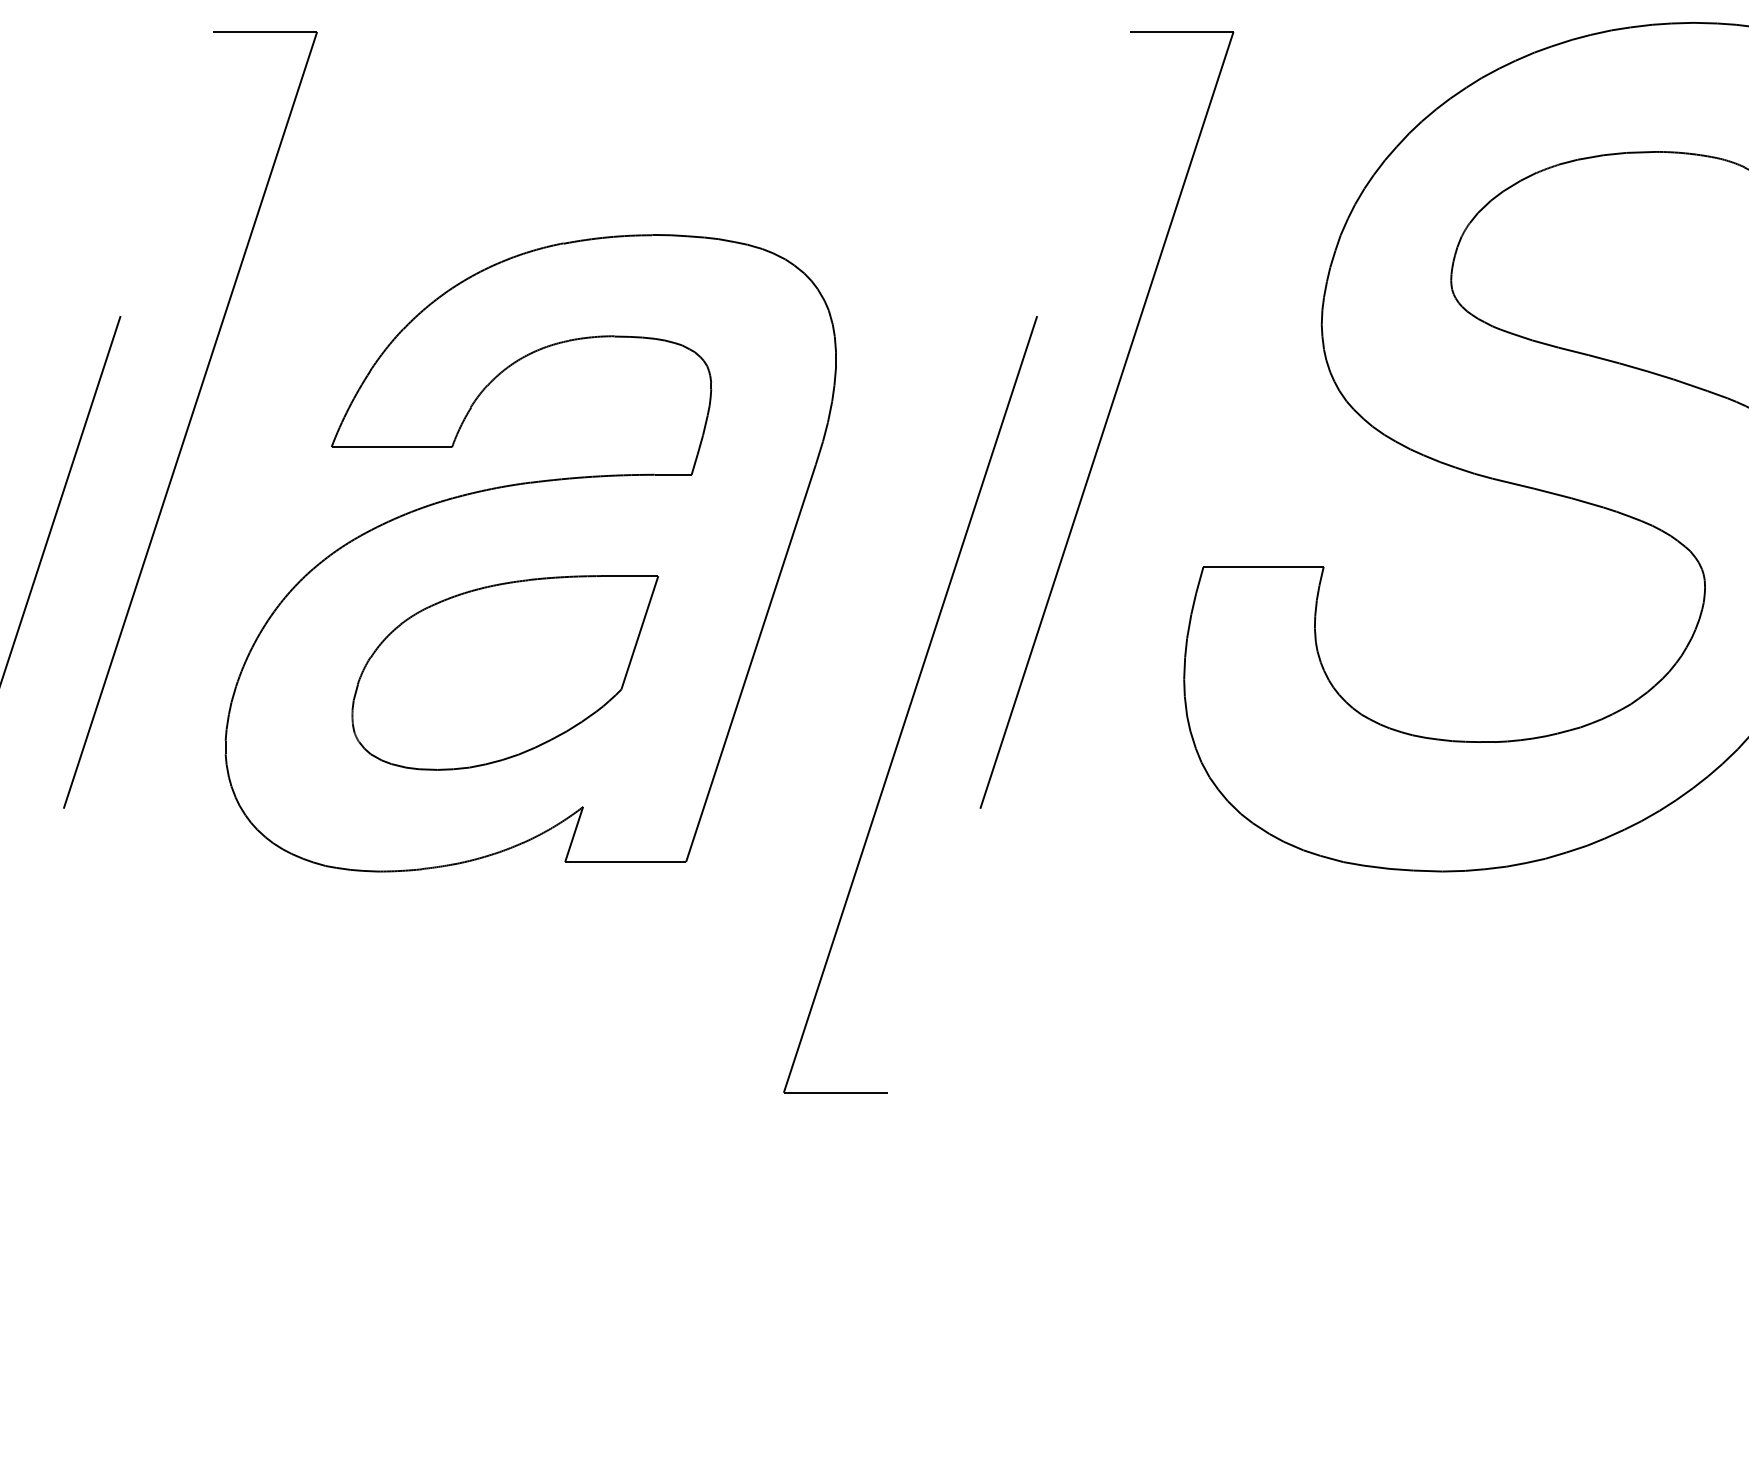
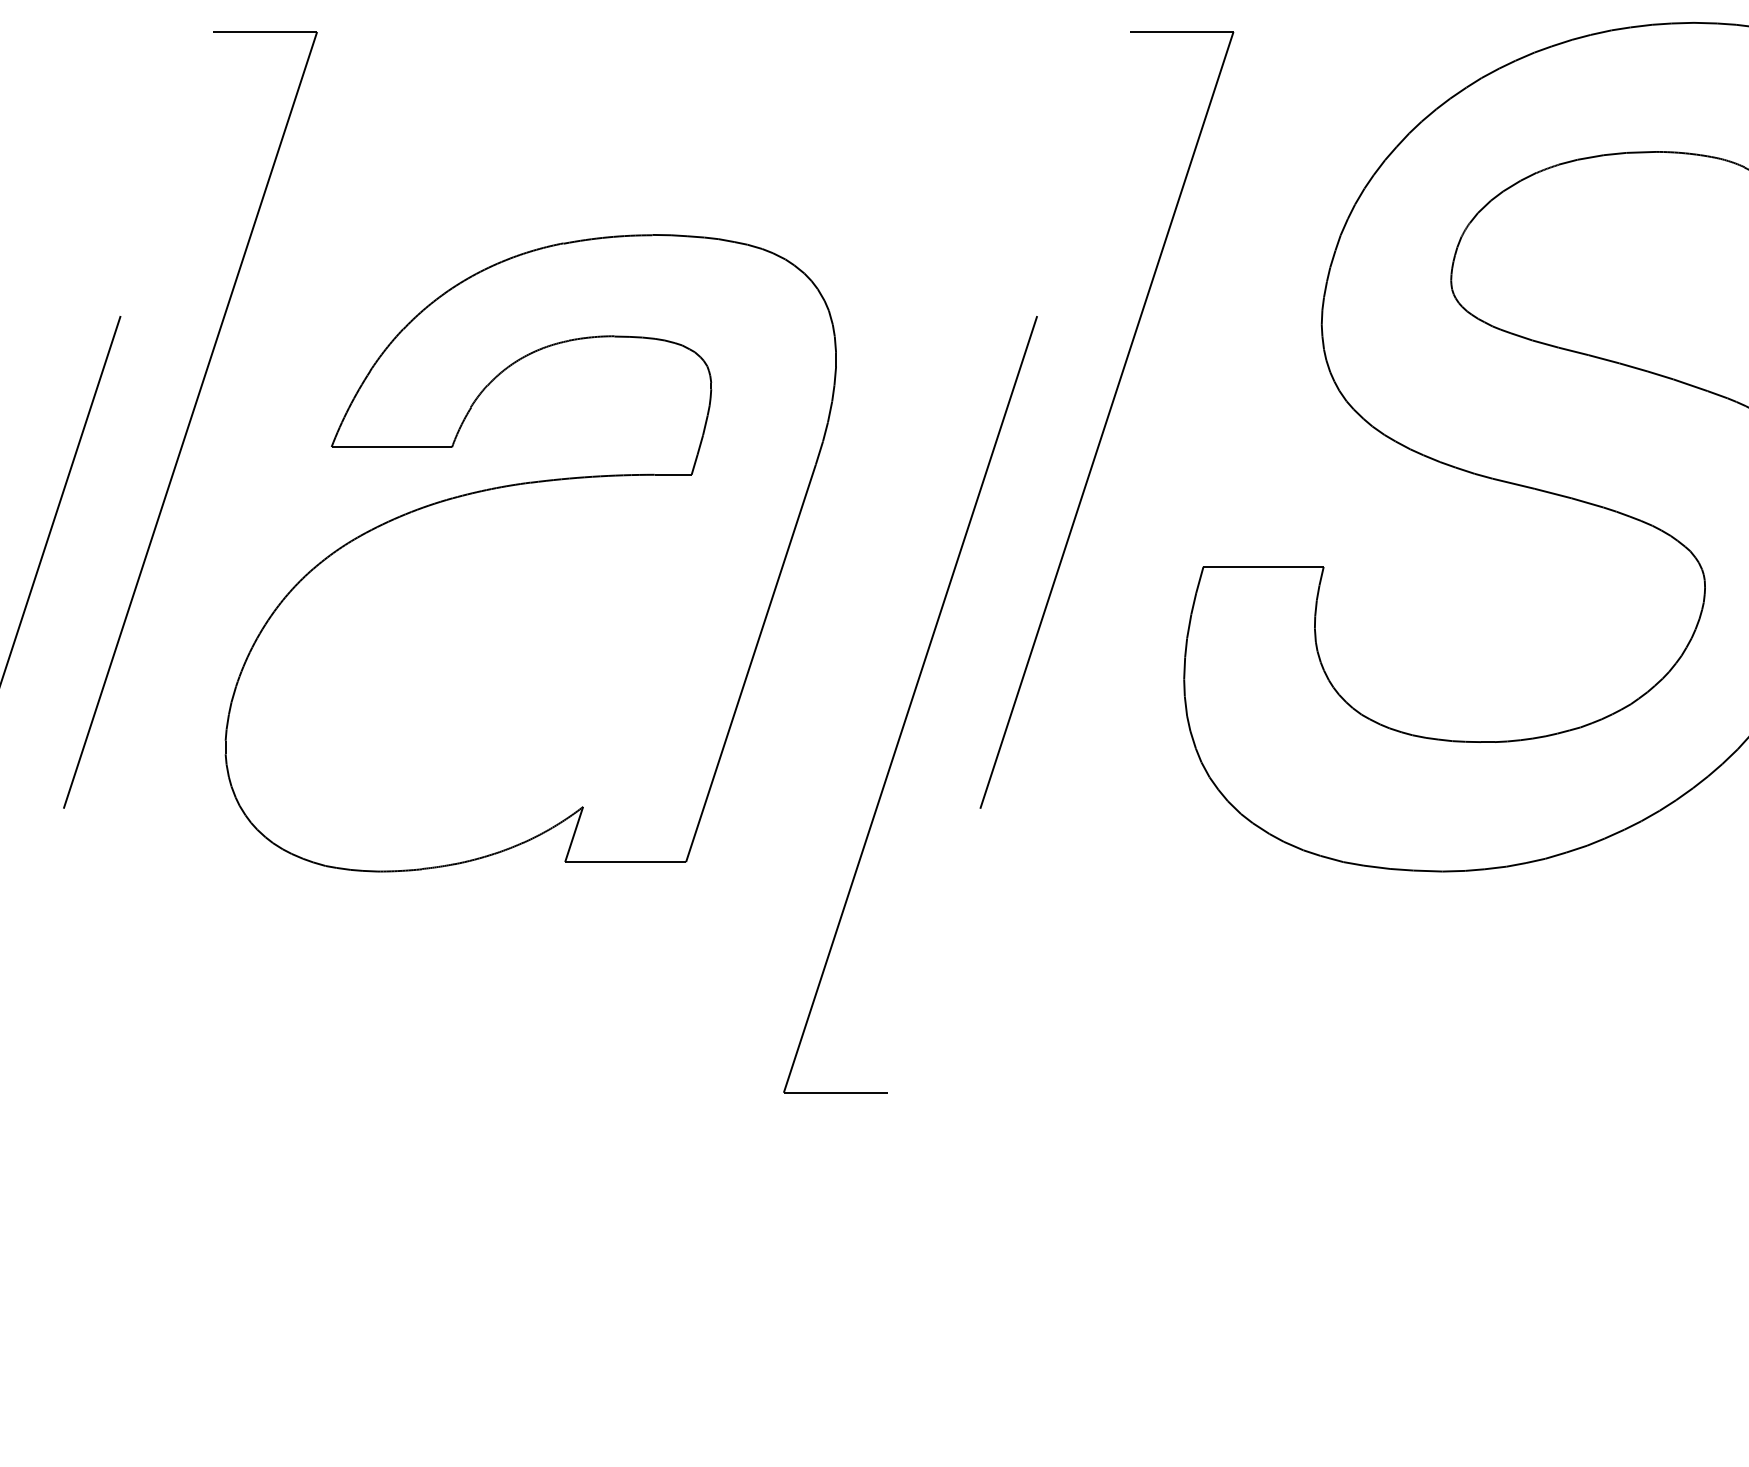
part: present -> none (504, 672)
